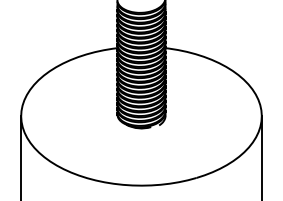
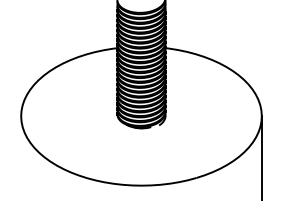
line: present -> none (21, 156)
